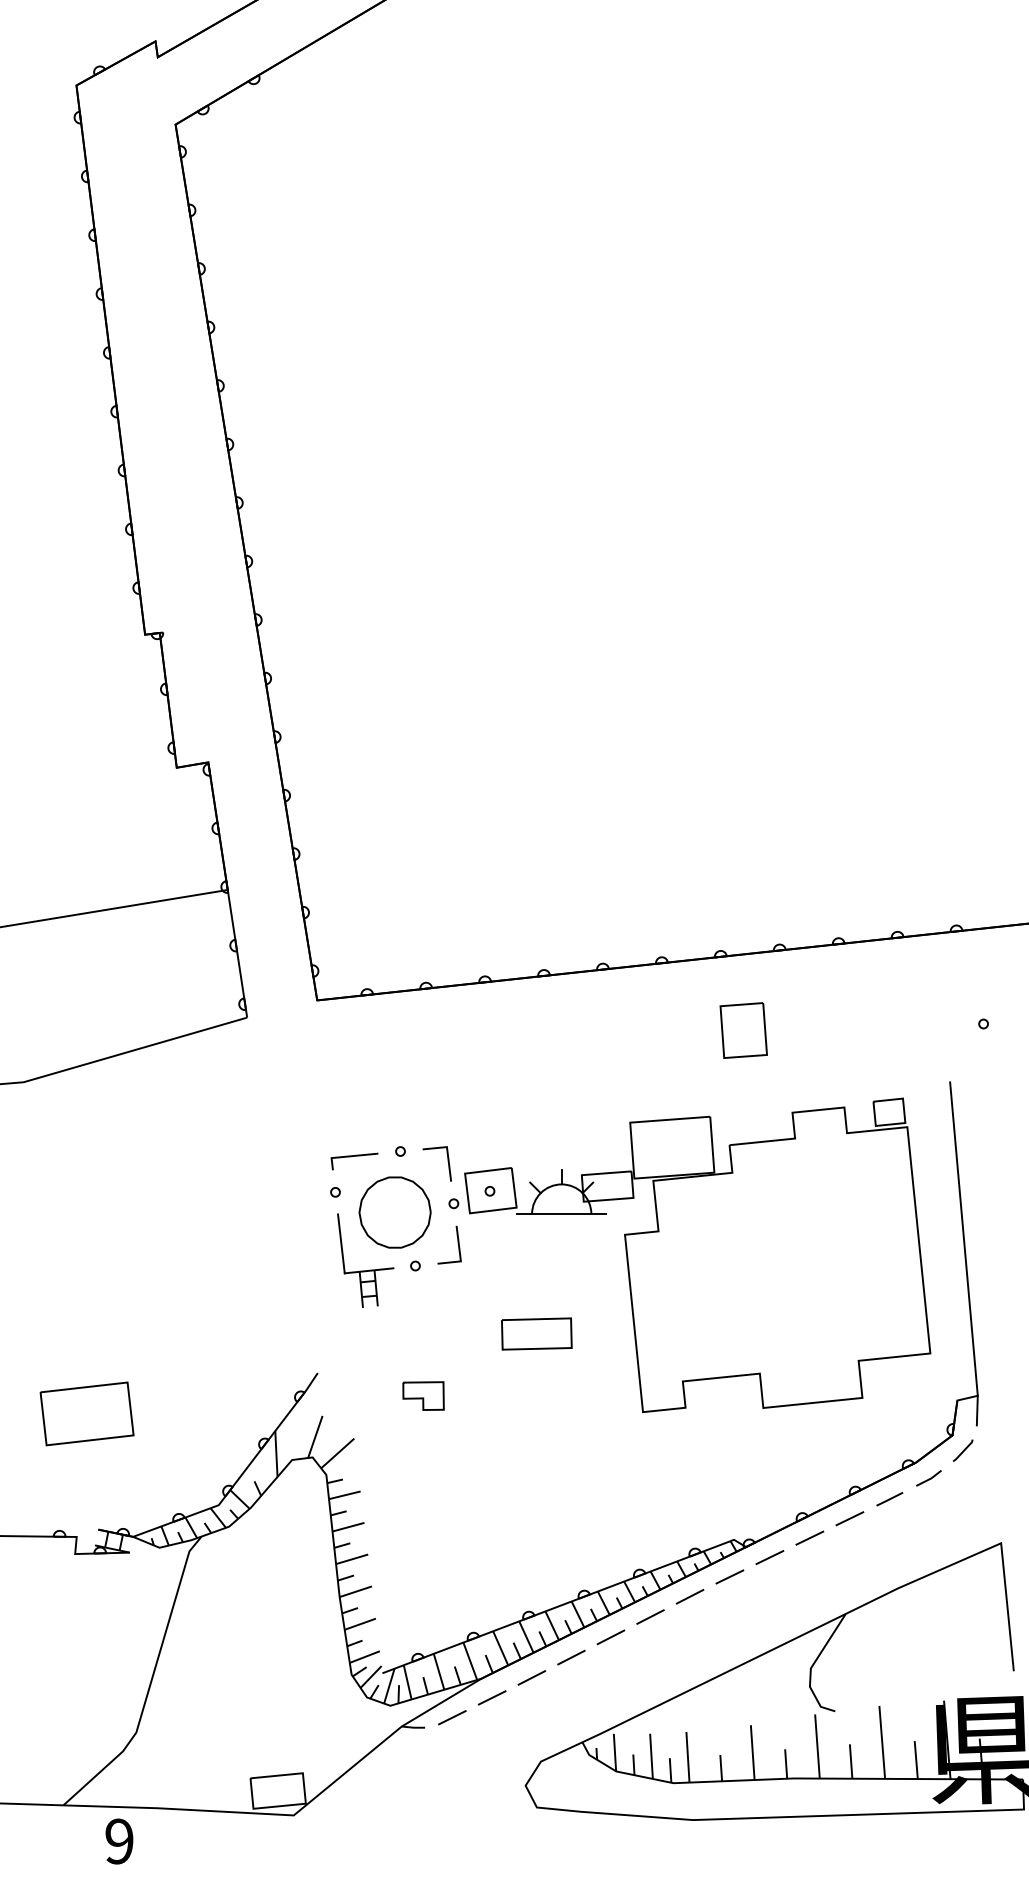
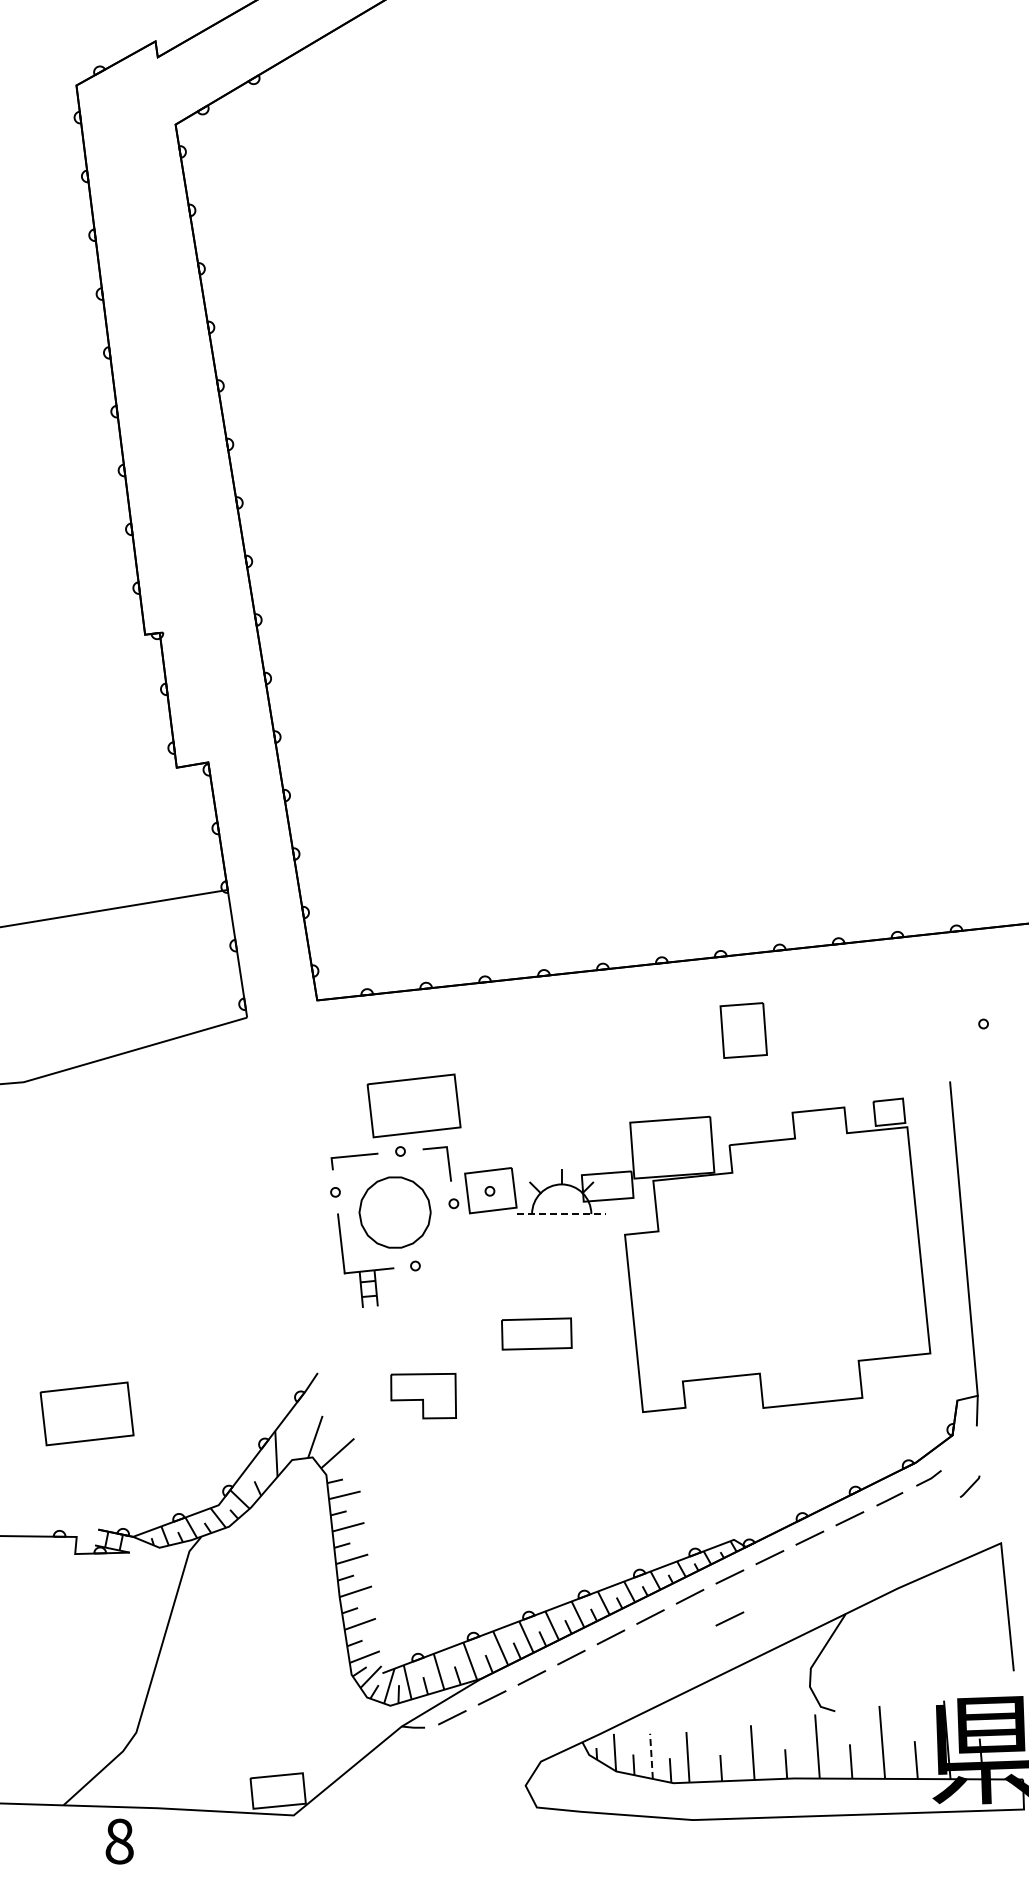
part: none -> present (413, 1105)
line: solid -> dashed (562, 1214)
line: present -> none (457, 1243)
part size: 43x30 px -> 67x47 px (423, 1396)
line position: (962, 1450) -> (969, 1486) (969, 1486)
line: none -> present (729, 1618)
line: solid -> dashed (651, 1756)
text: 9 -> 8 (119, 1841)
